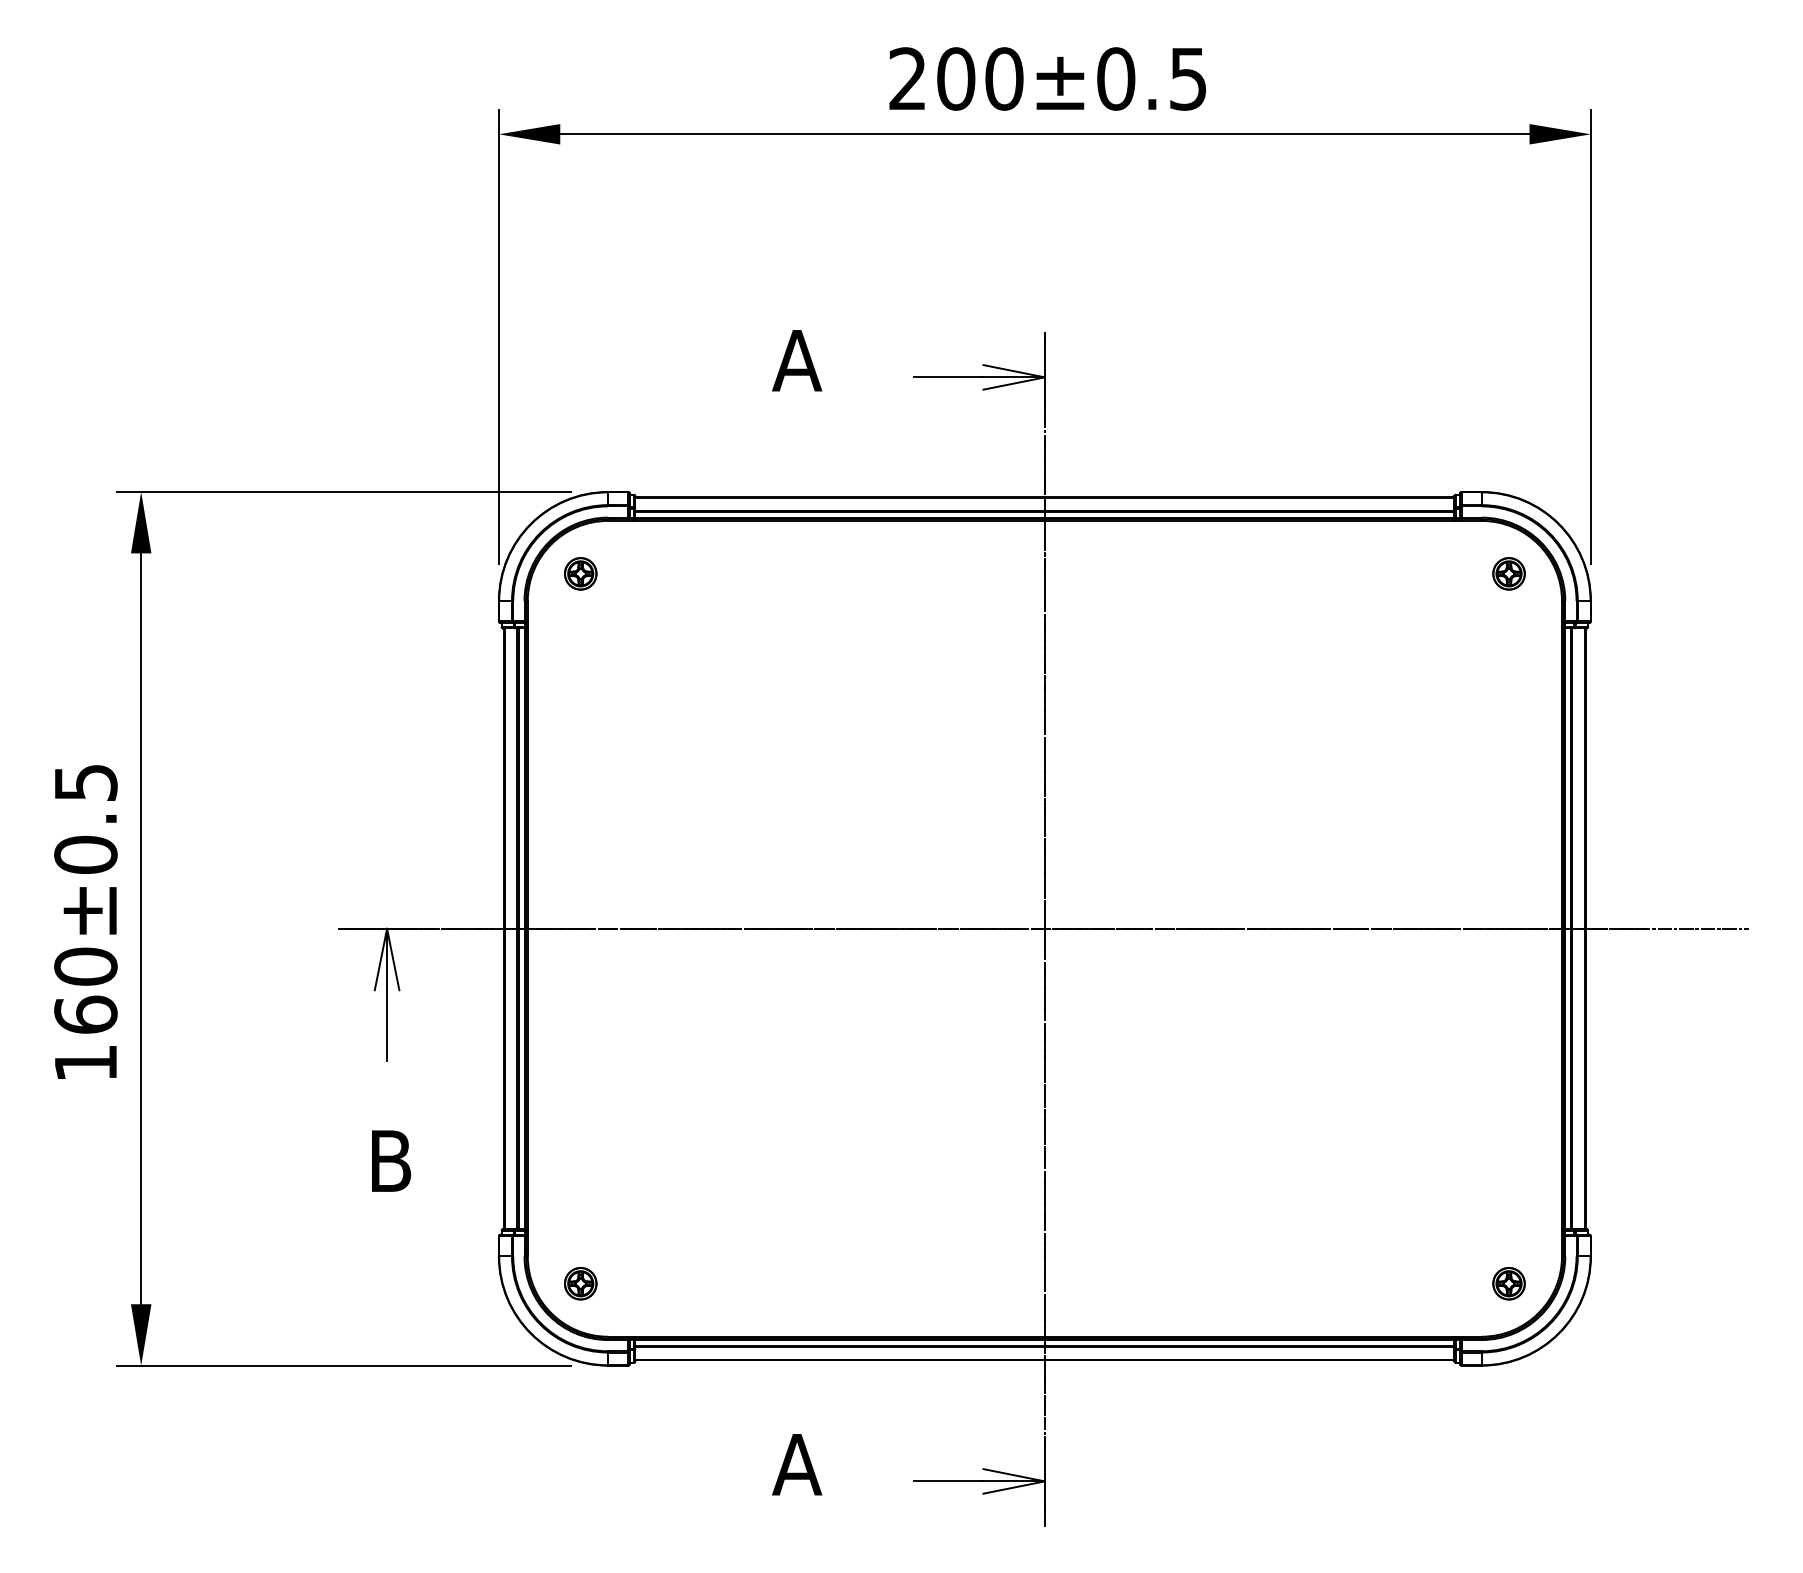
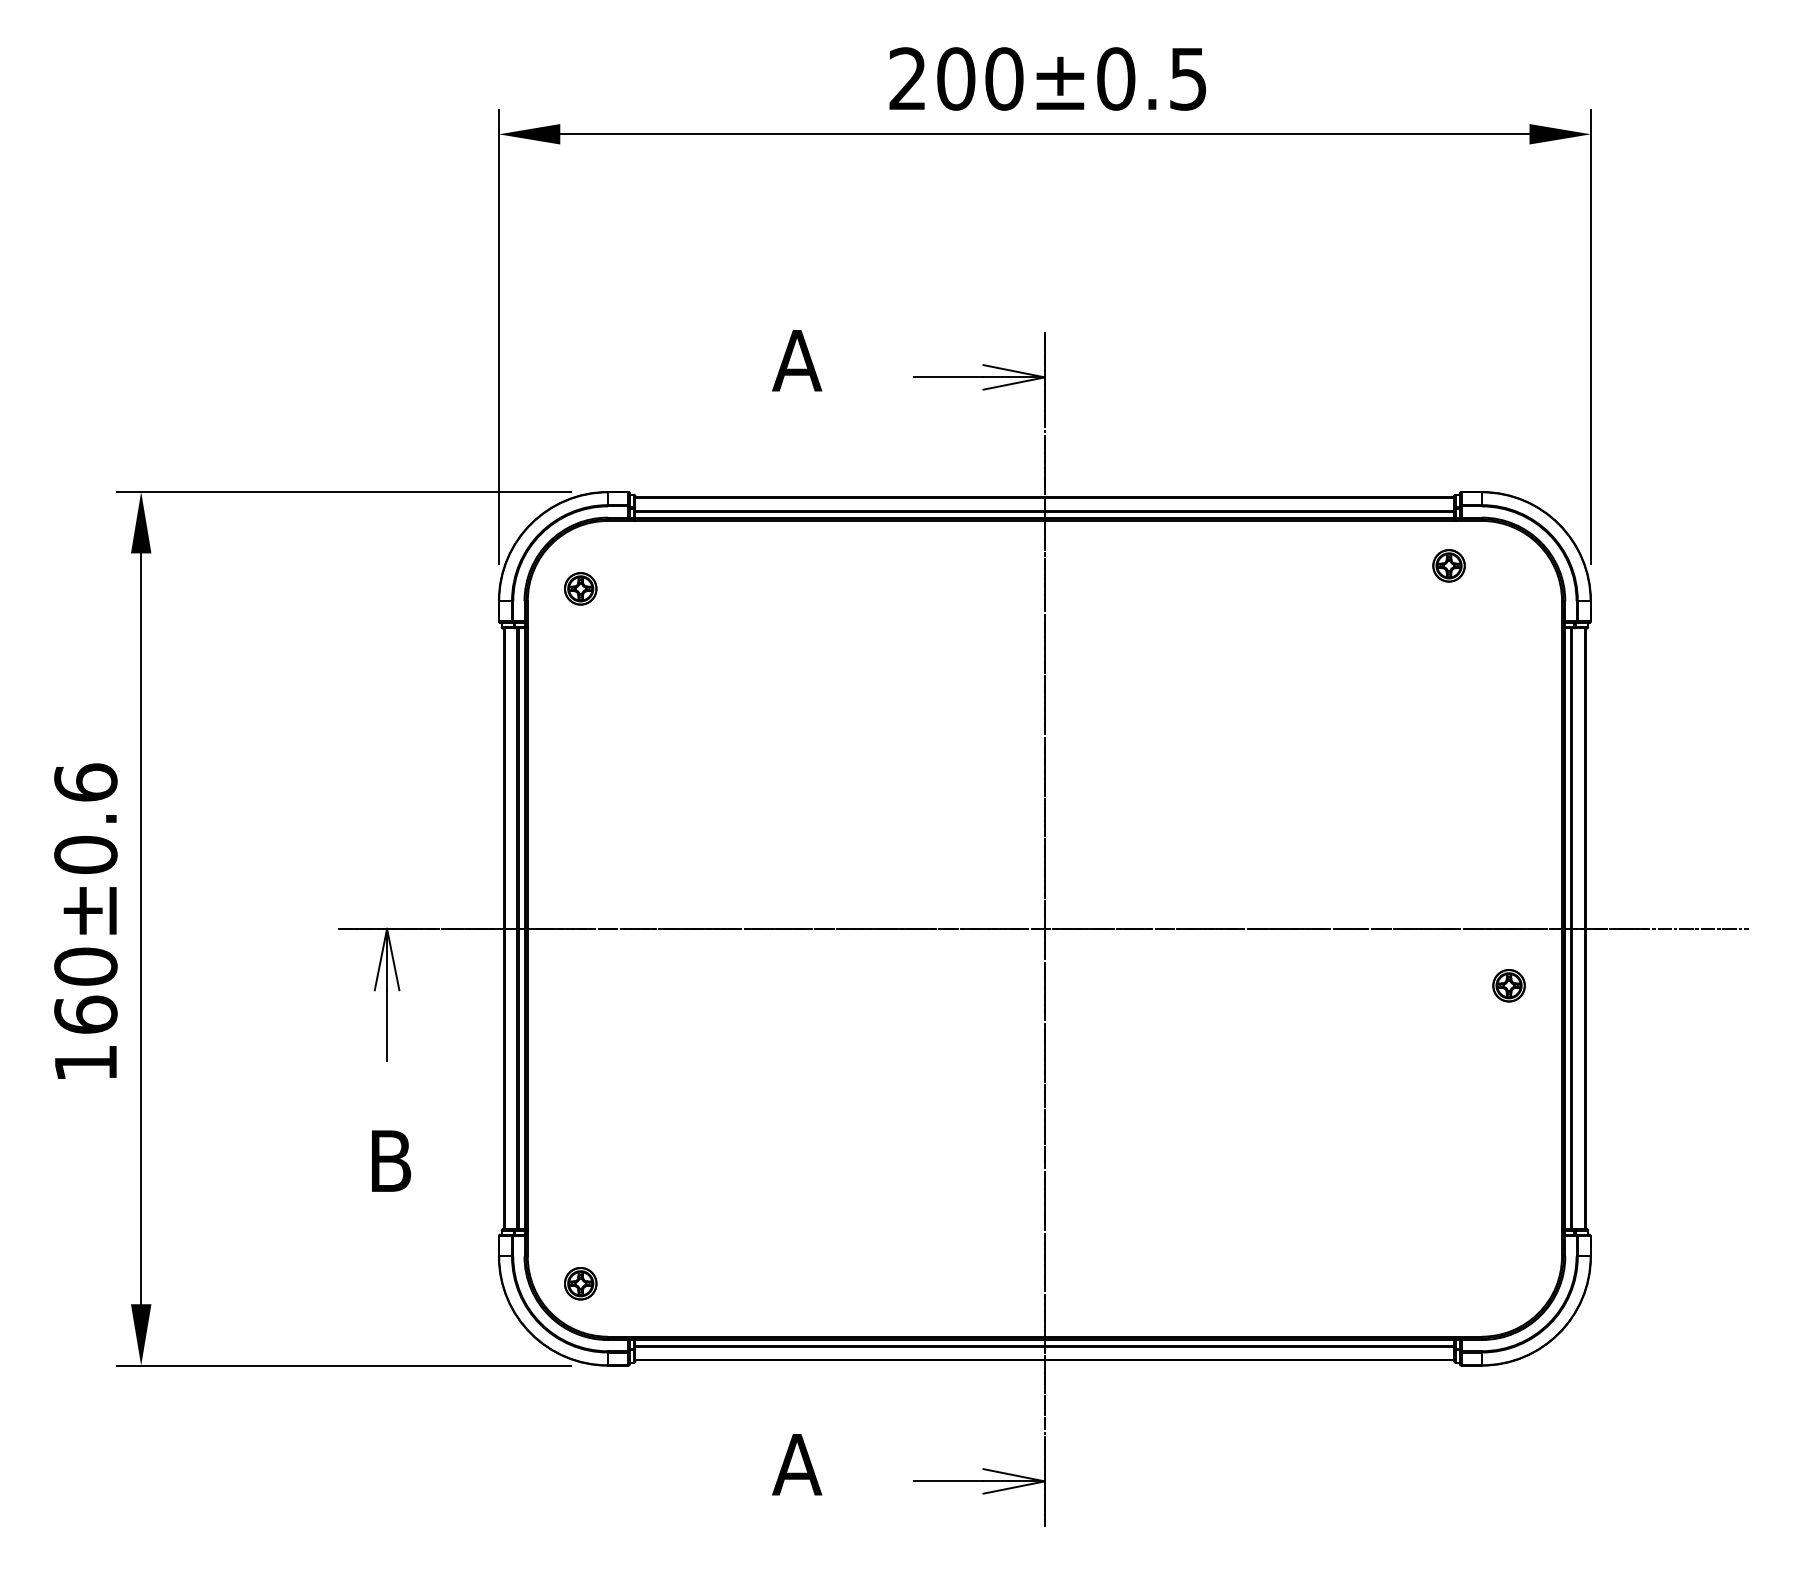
part position: (580, 573) -> (580, 588) (580, 588)
part position: (1508, 573) -> (1448, 565) (1448, 565)
text: 160±0.5 -> 160±0.6 (85, 782)
part position: (1508, 1283) -> (1508, 985) (1508, 985)
